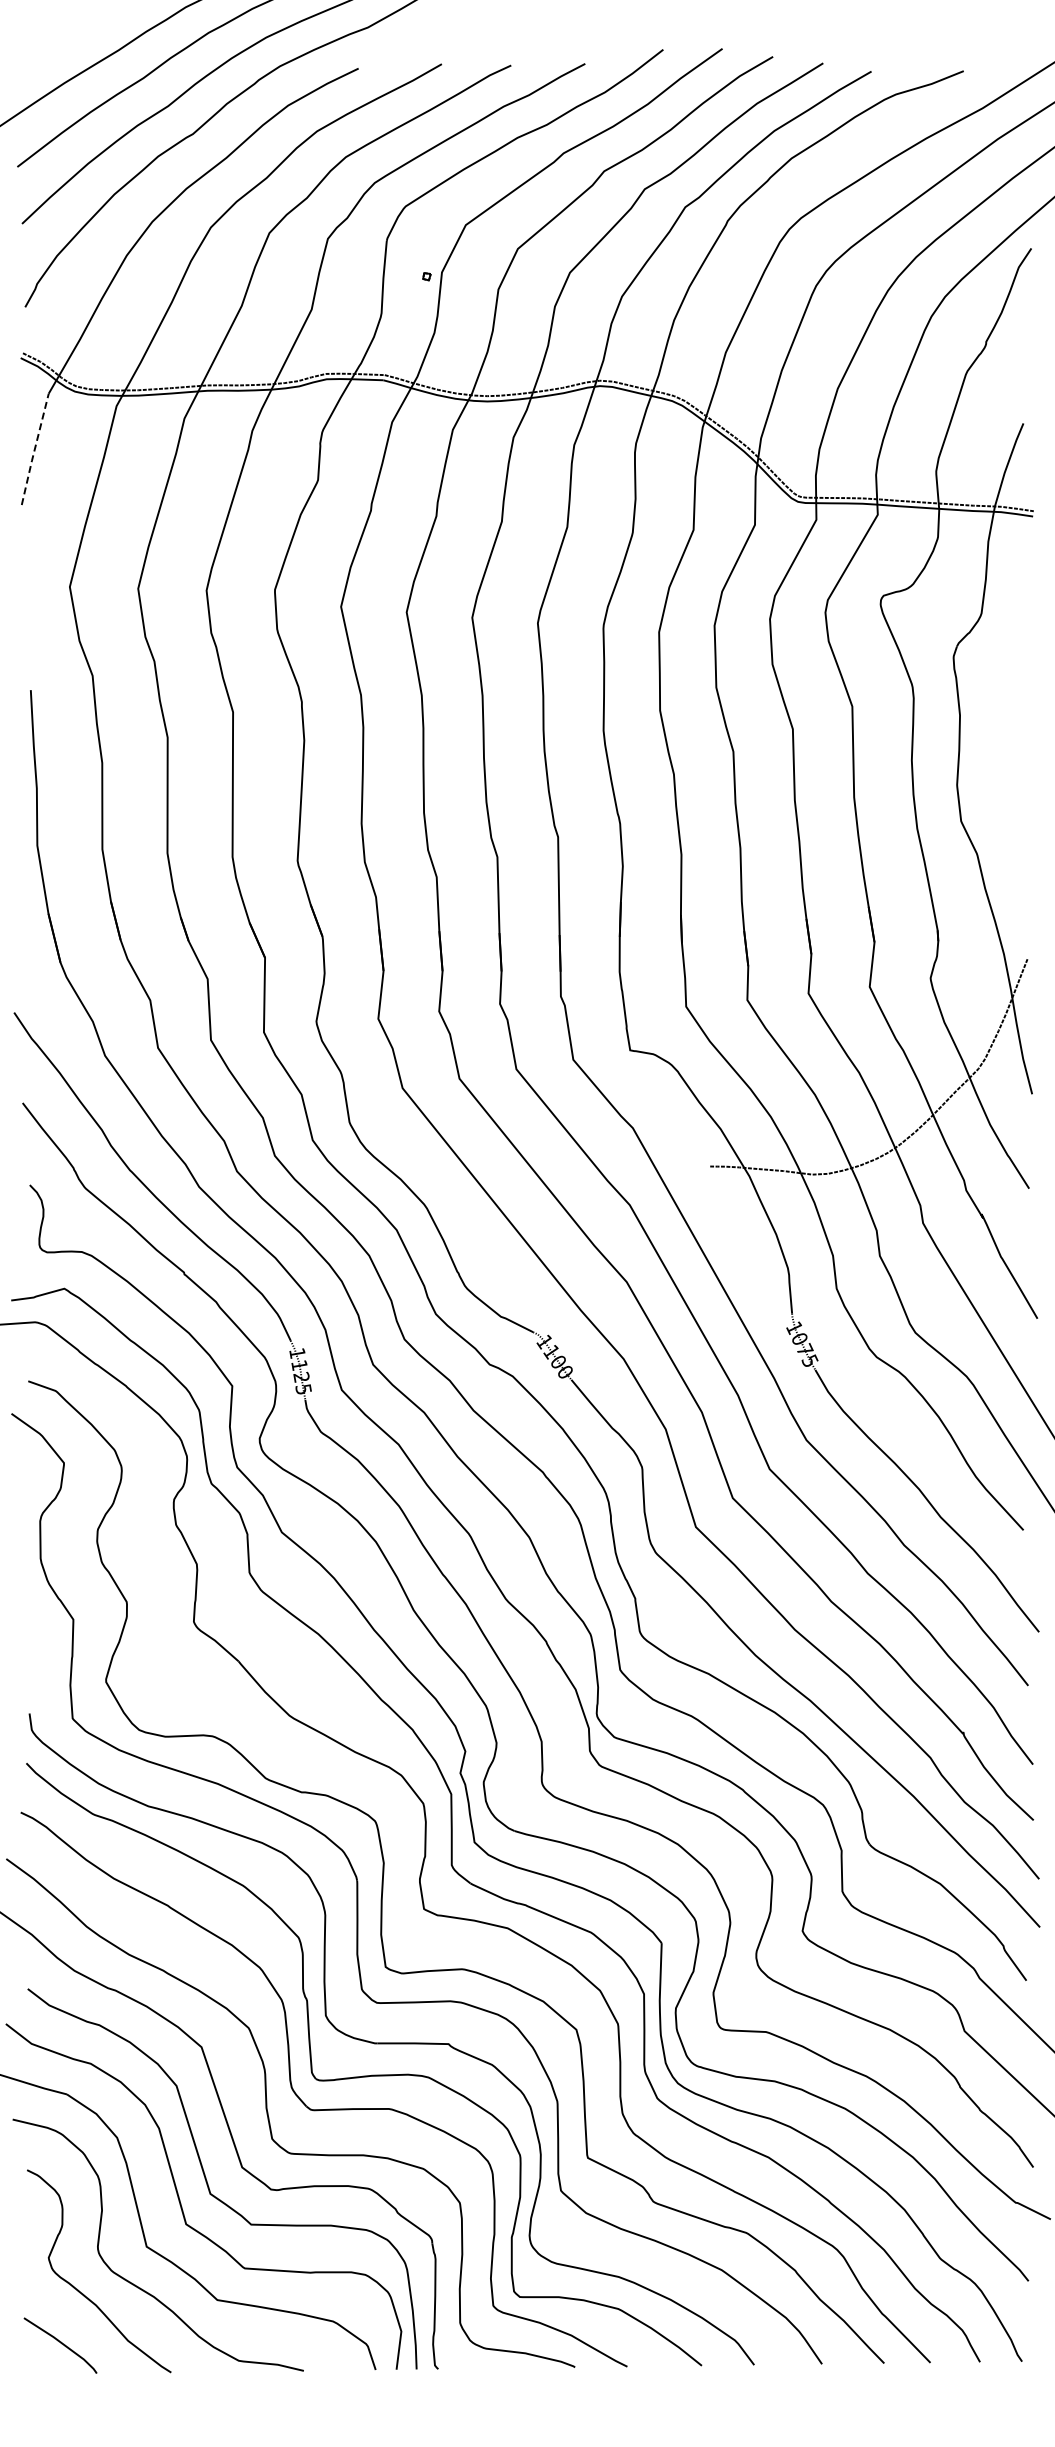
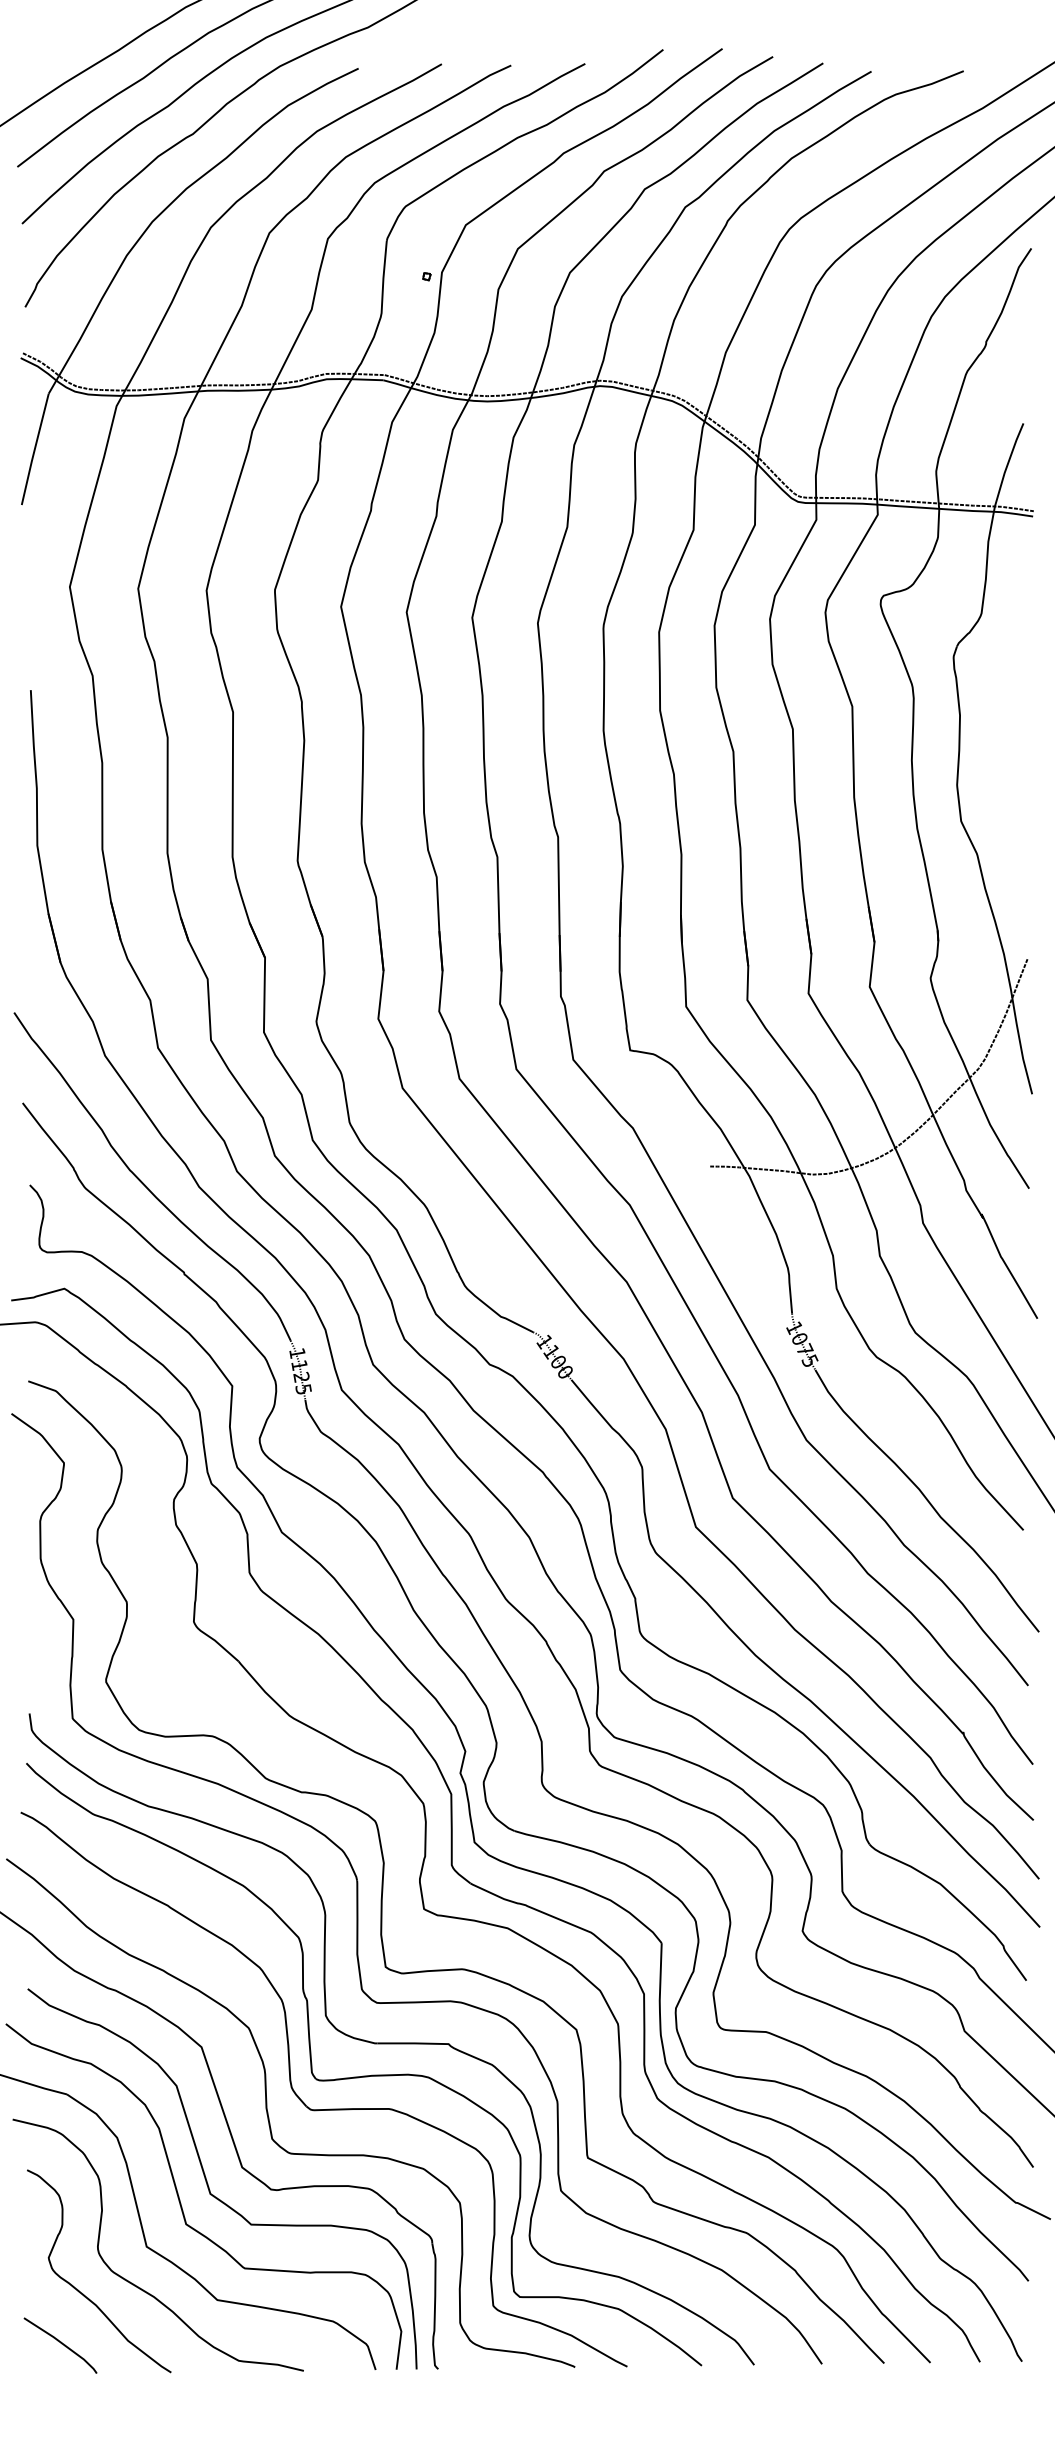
line: dashed -> solid (34, 449)
